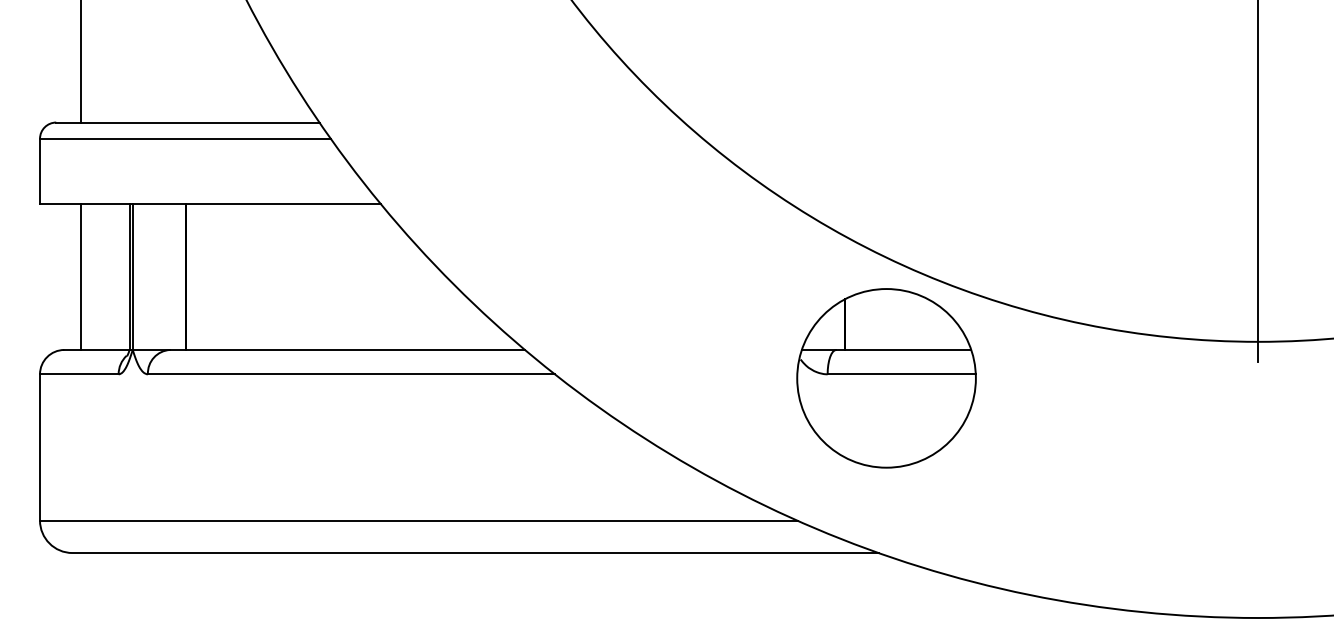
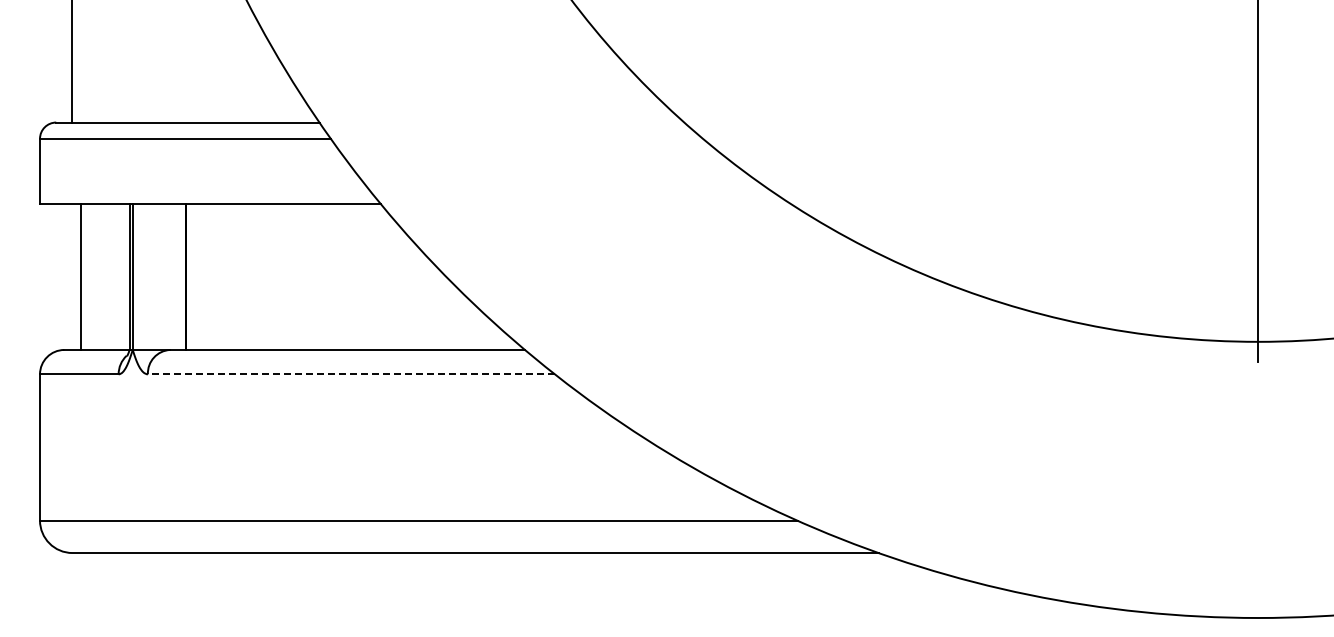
line position: (80, 62) -> (71, 62) (71, 62)
line: solid -> dashed (350, 374)
part: present -> none (886, 378)
